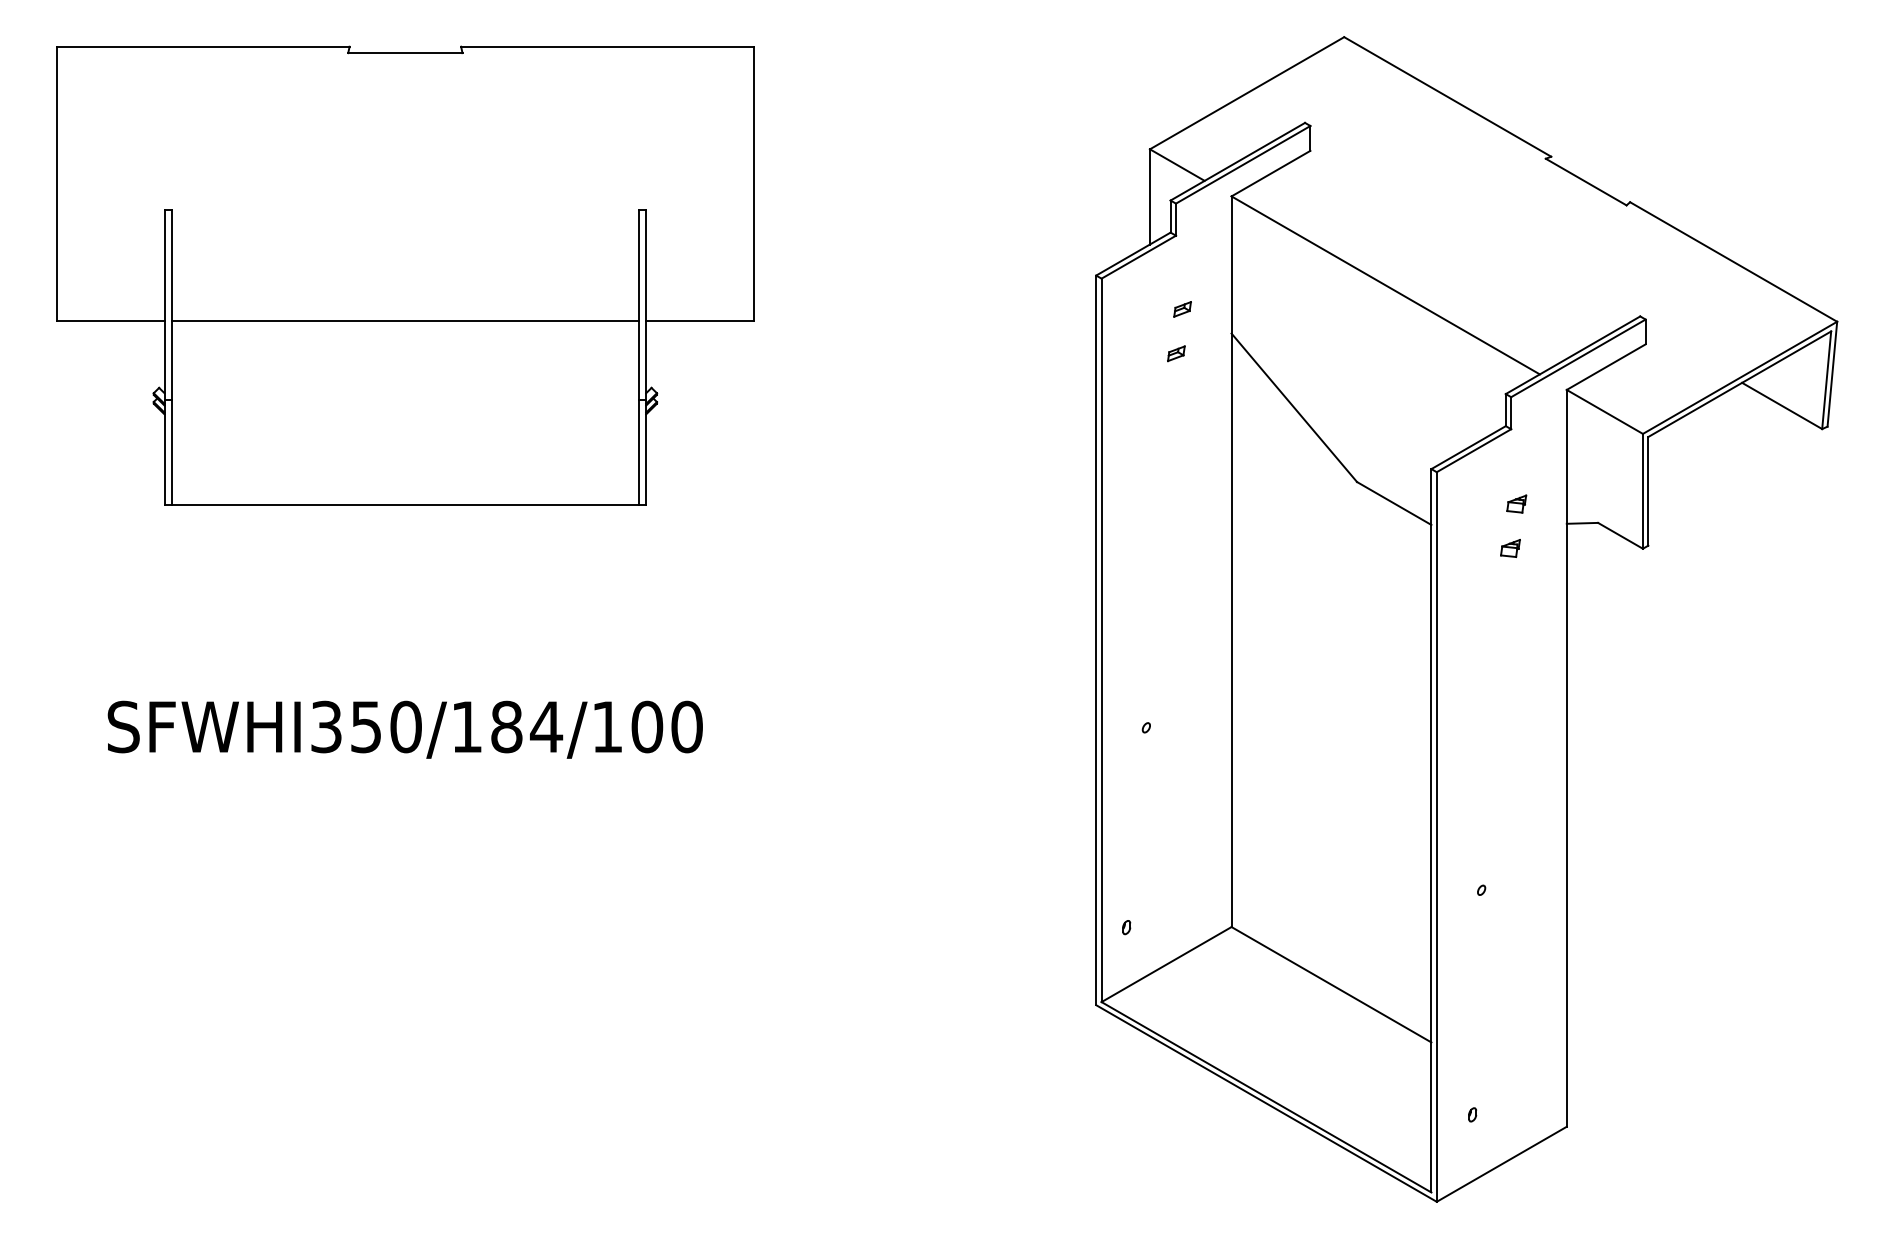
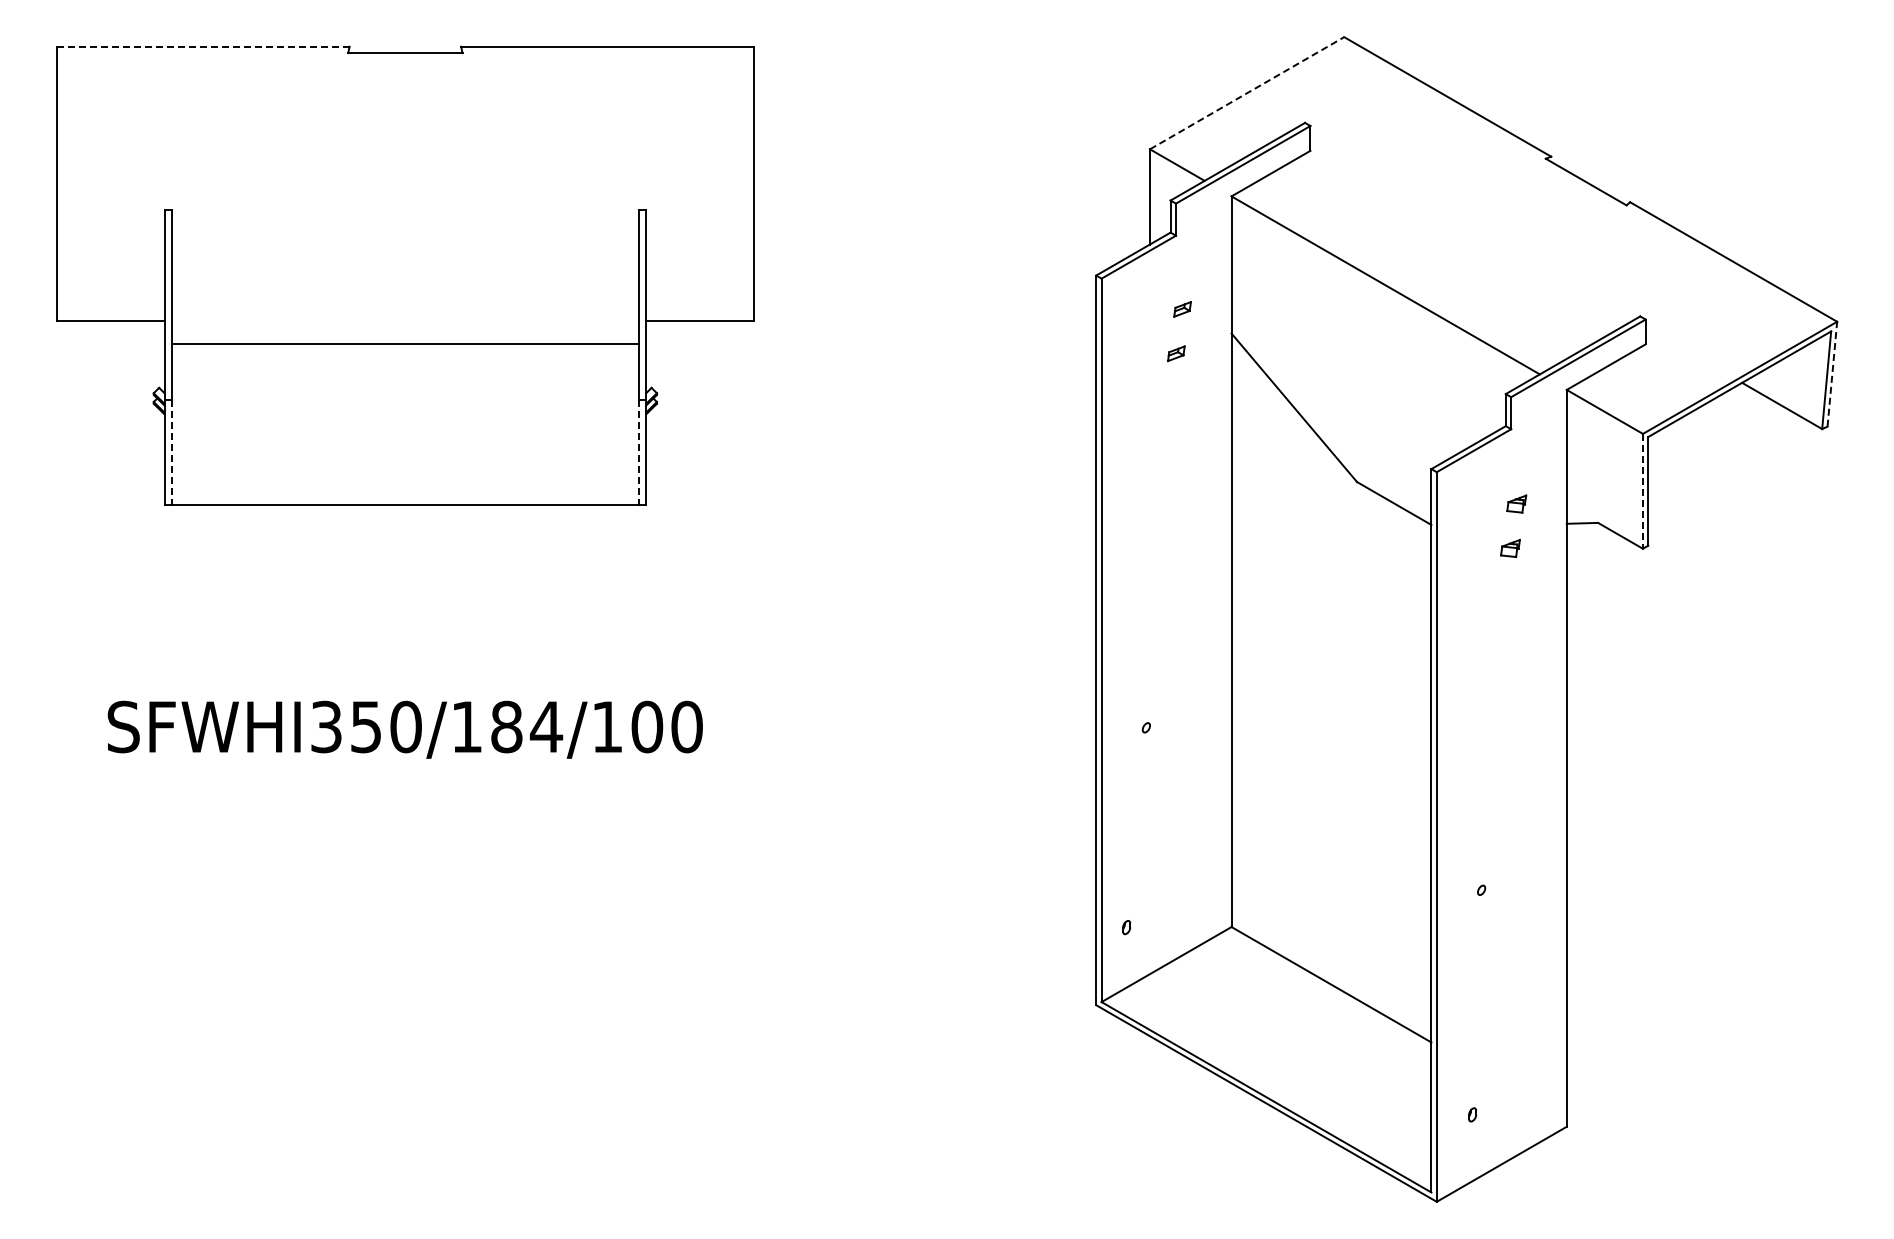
line: solid -> dashed (203, 46)
line: solid -> dashed (1247, 92)
line position: (405, 321) -> (405, 344) (405, 344)
line: solid -> dashed (1832, 374)
line: solid -> dashed (172, 452)
line: solid -> dashed (638, 452)
line: solid -> dashed (1642, 491)
